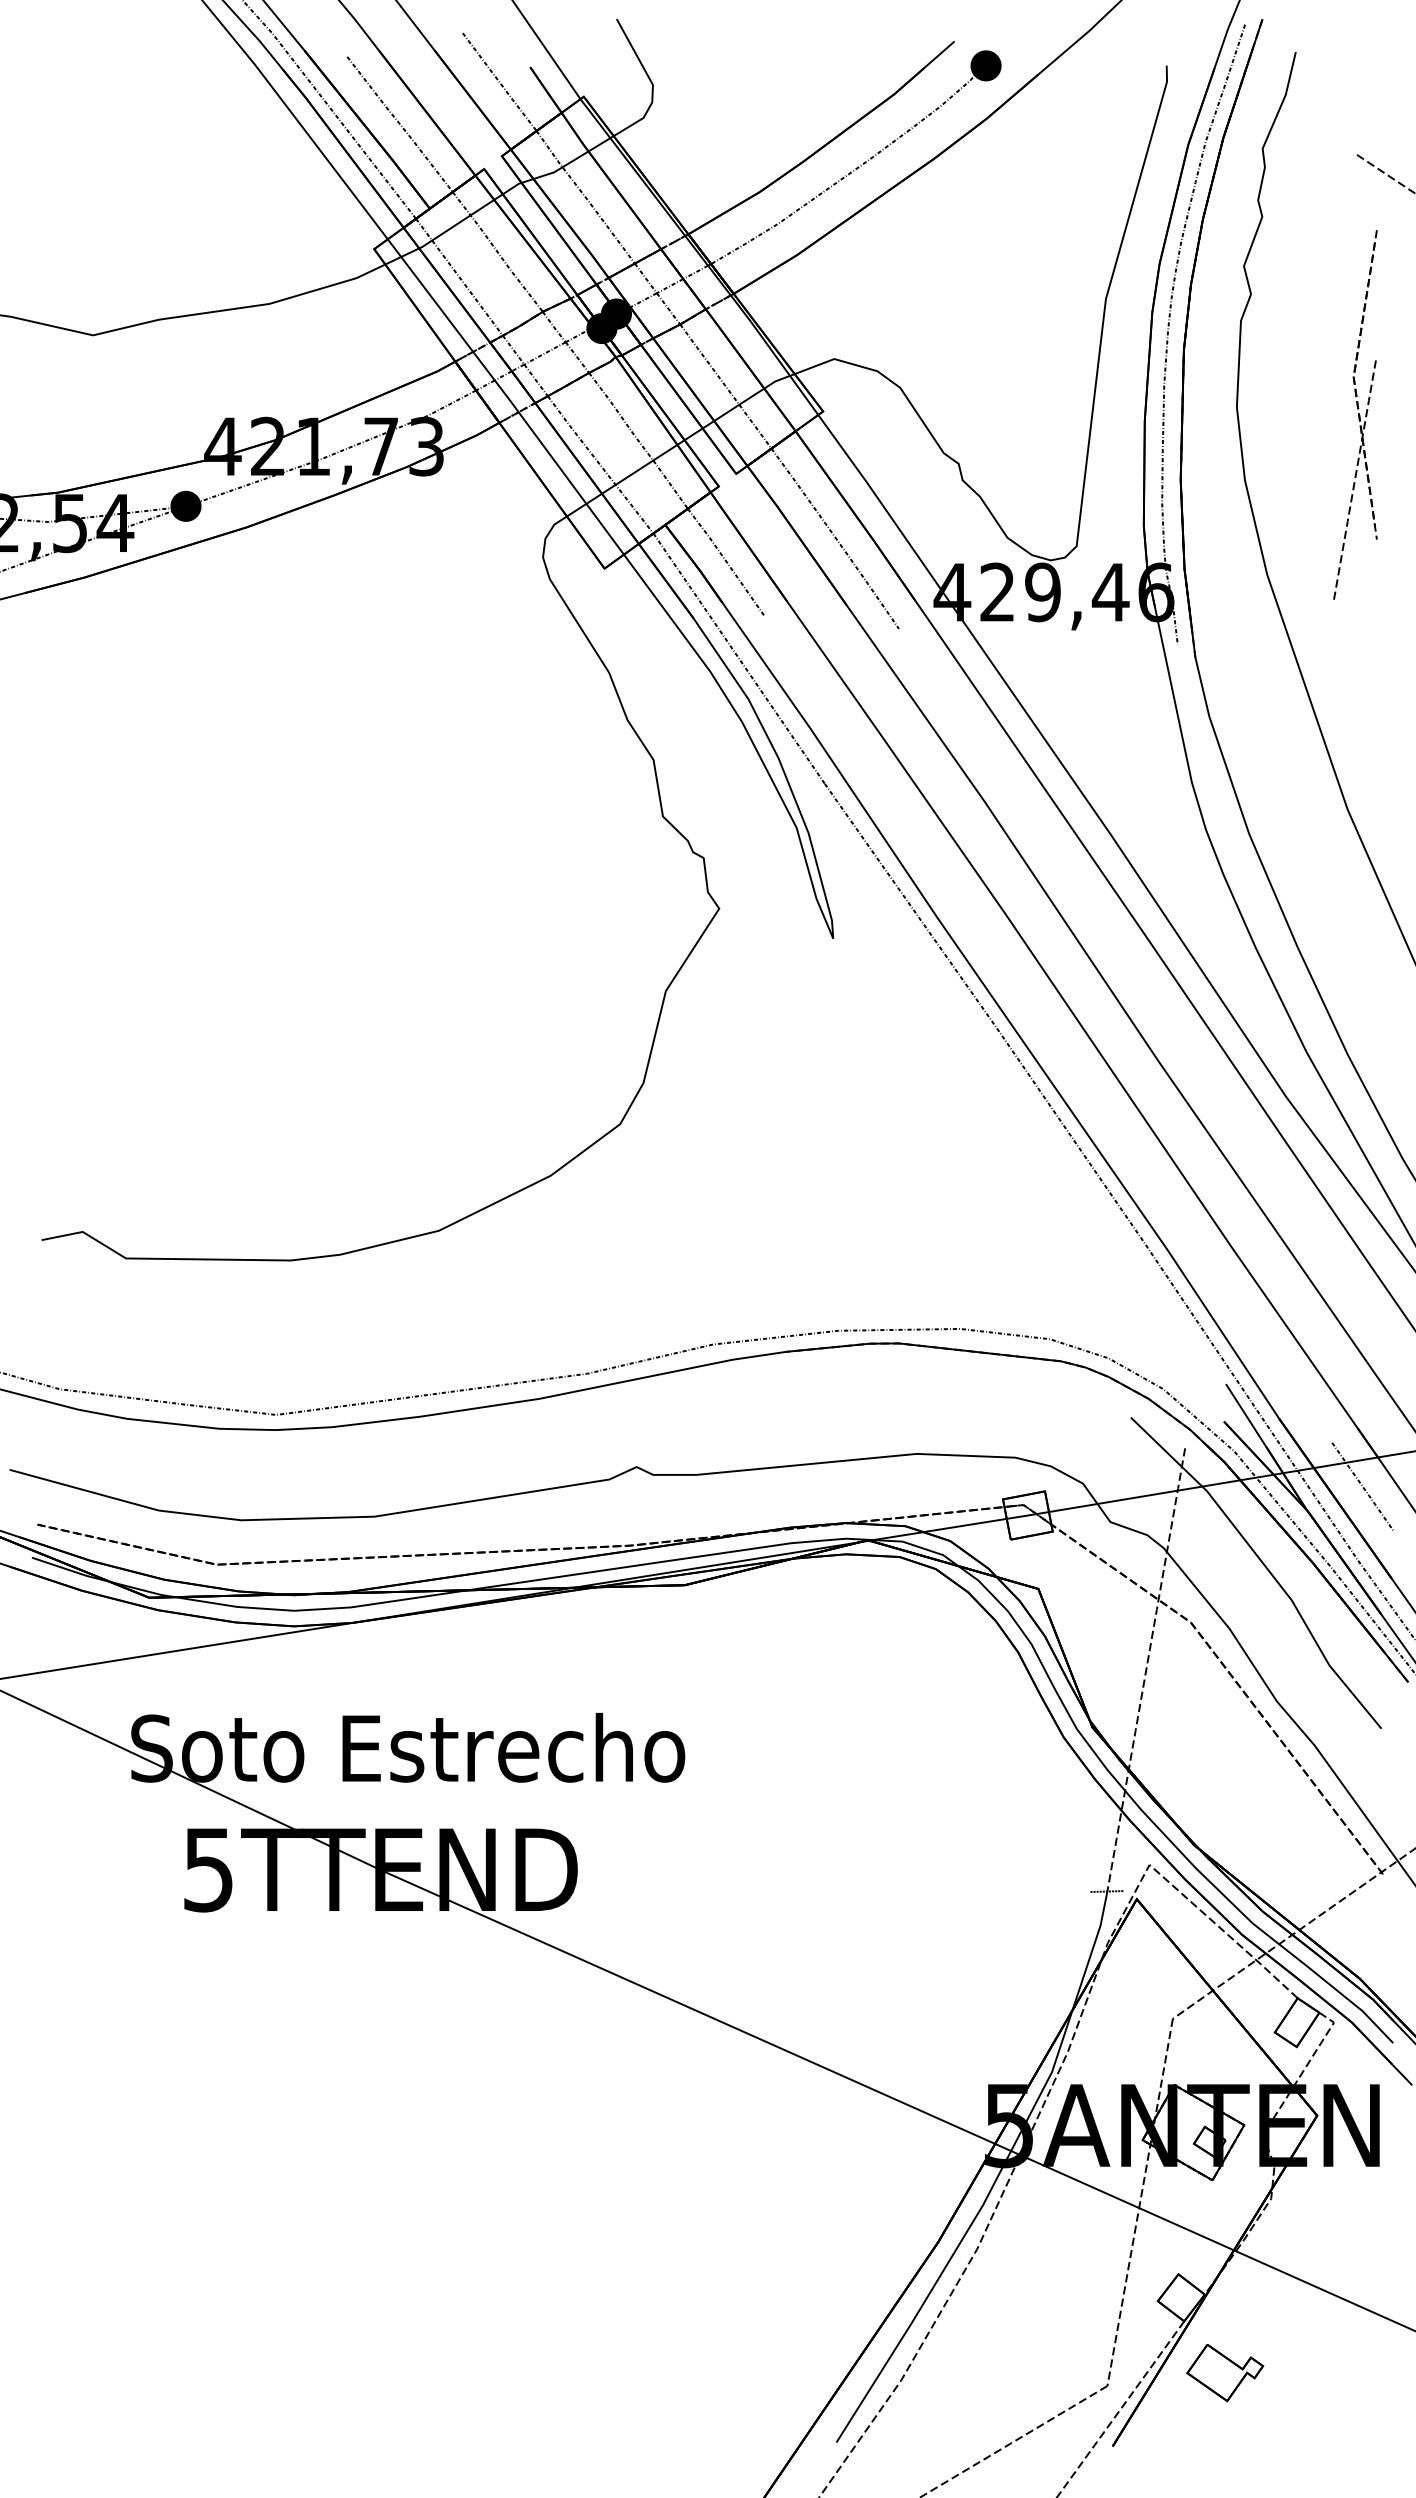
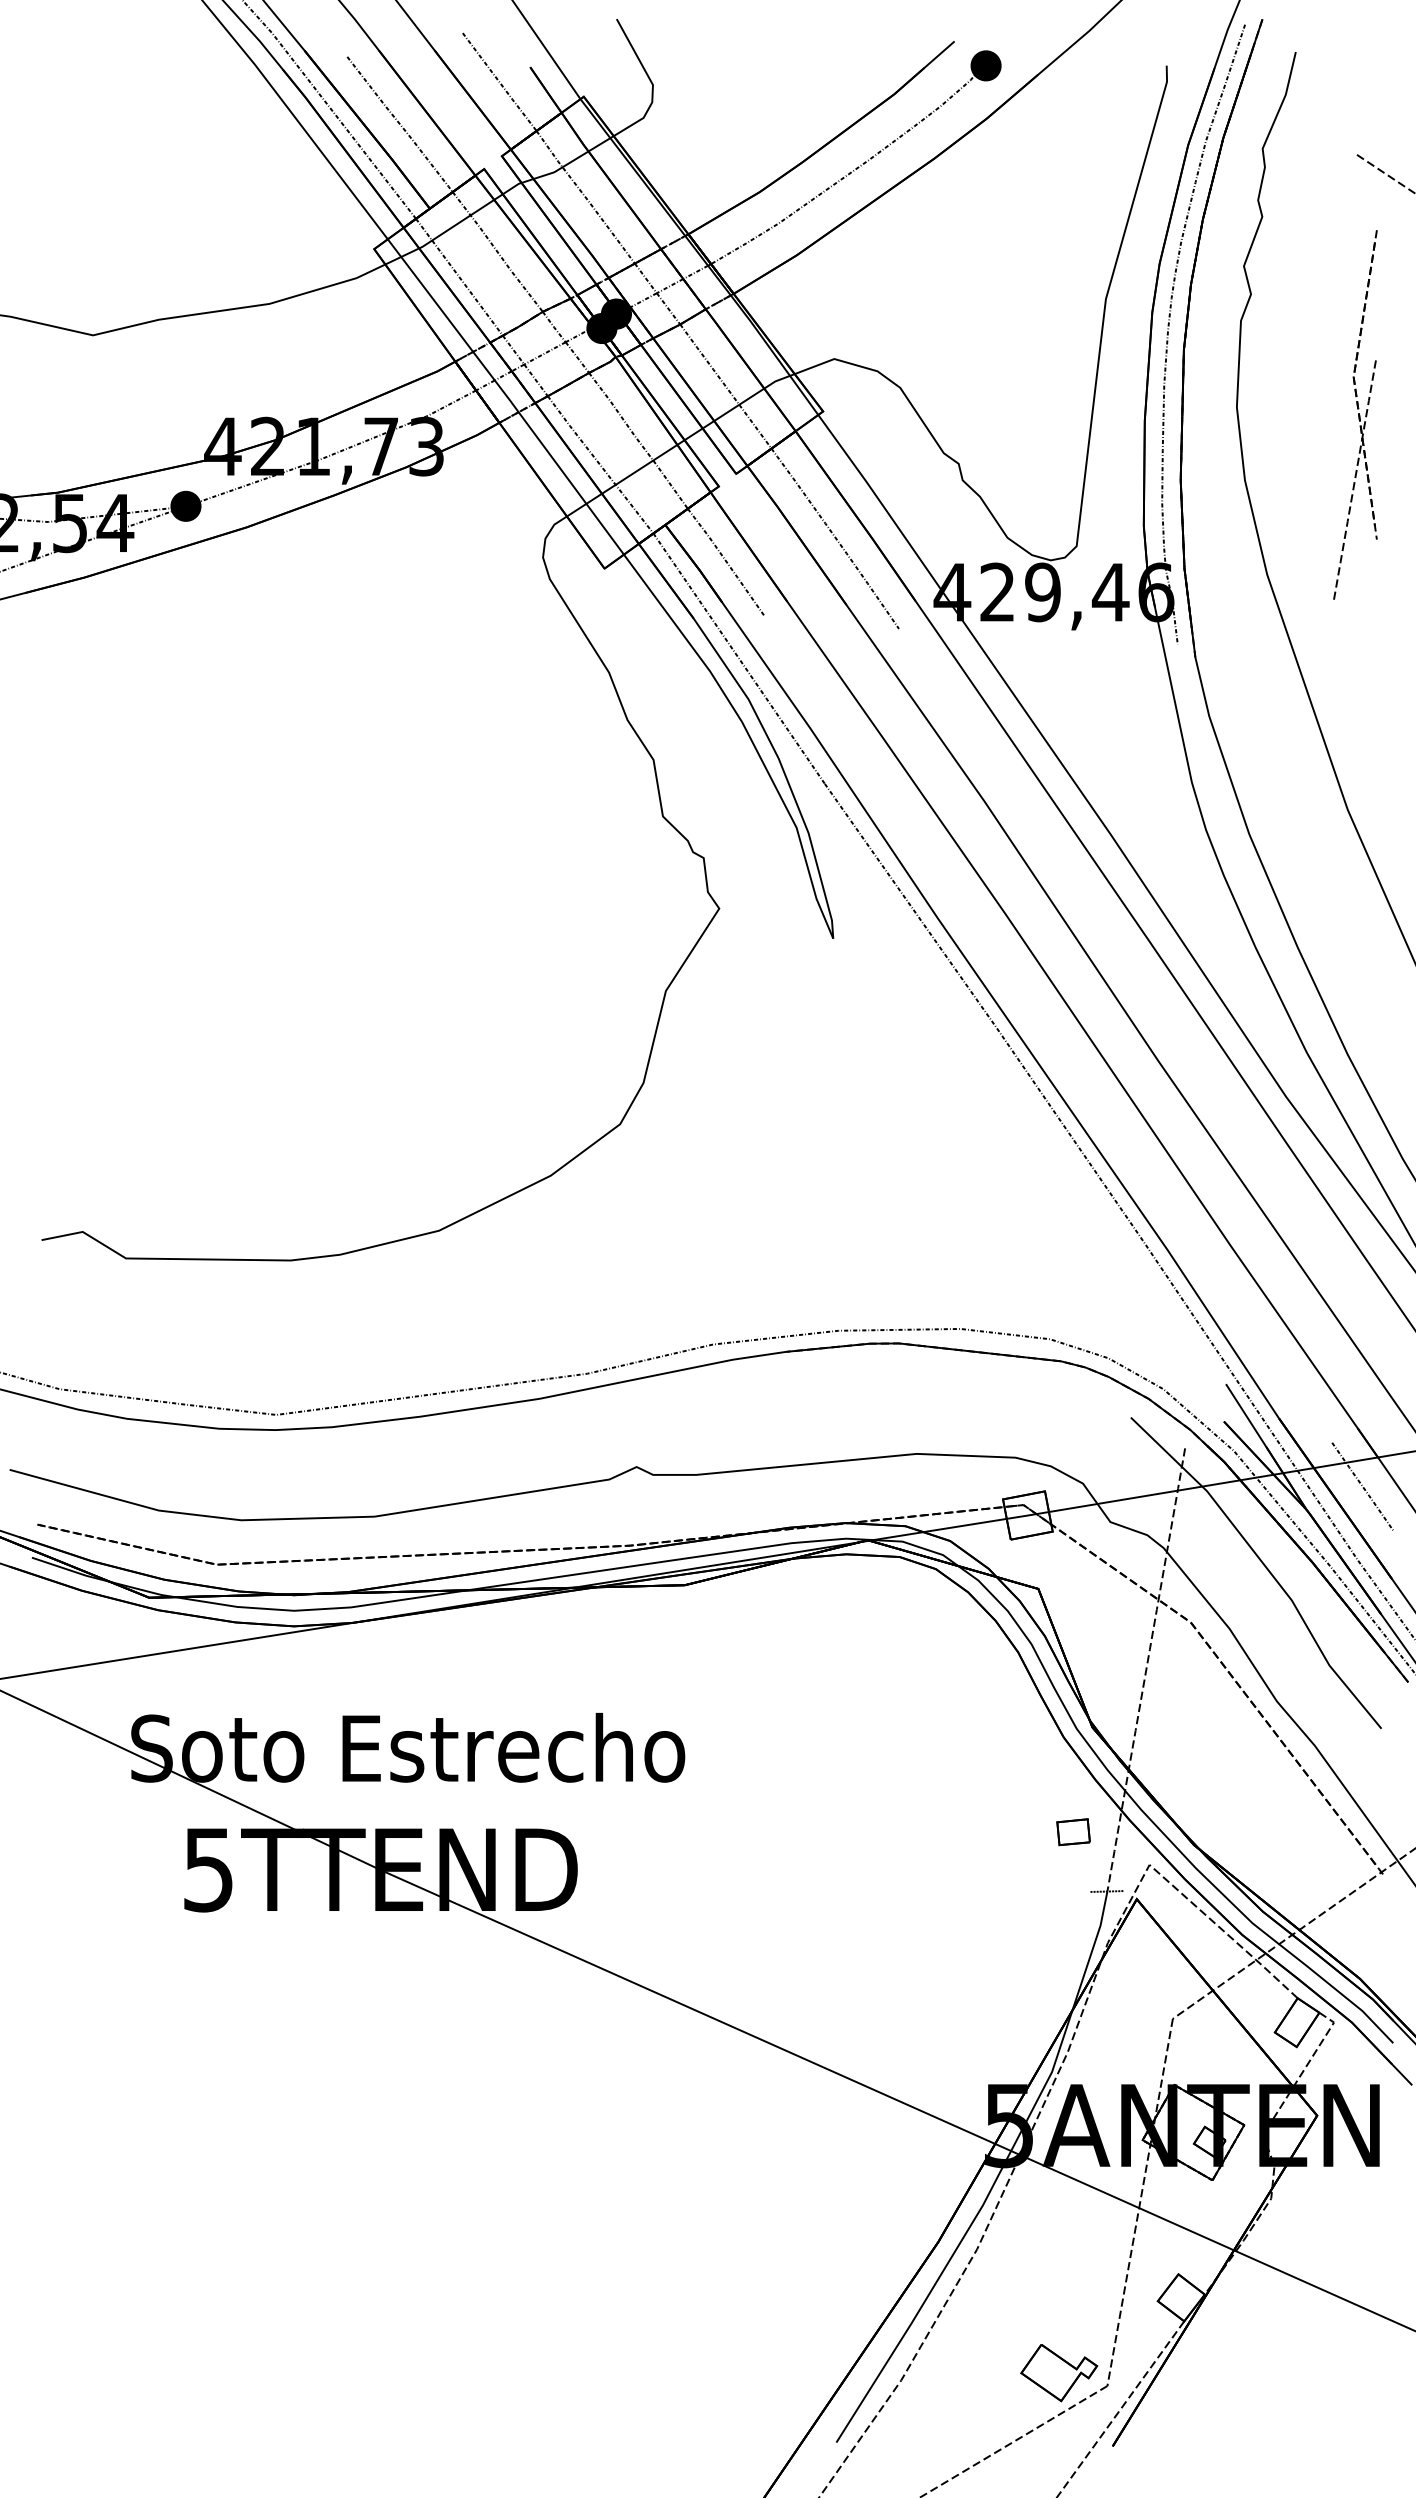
part: none -> present (1073, 1832)
part position: (1225, 2373) -> (1059, 2373) (1059, 2373)
